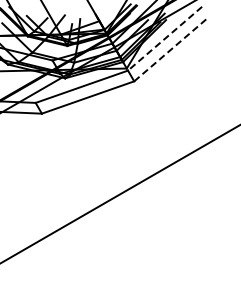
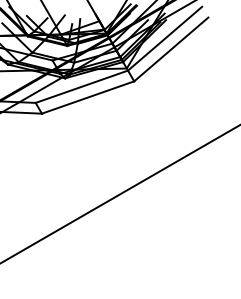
line: dashed -> solid (165, 38)
line: dashed -> solid (171, 49)
